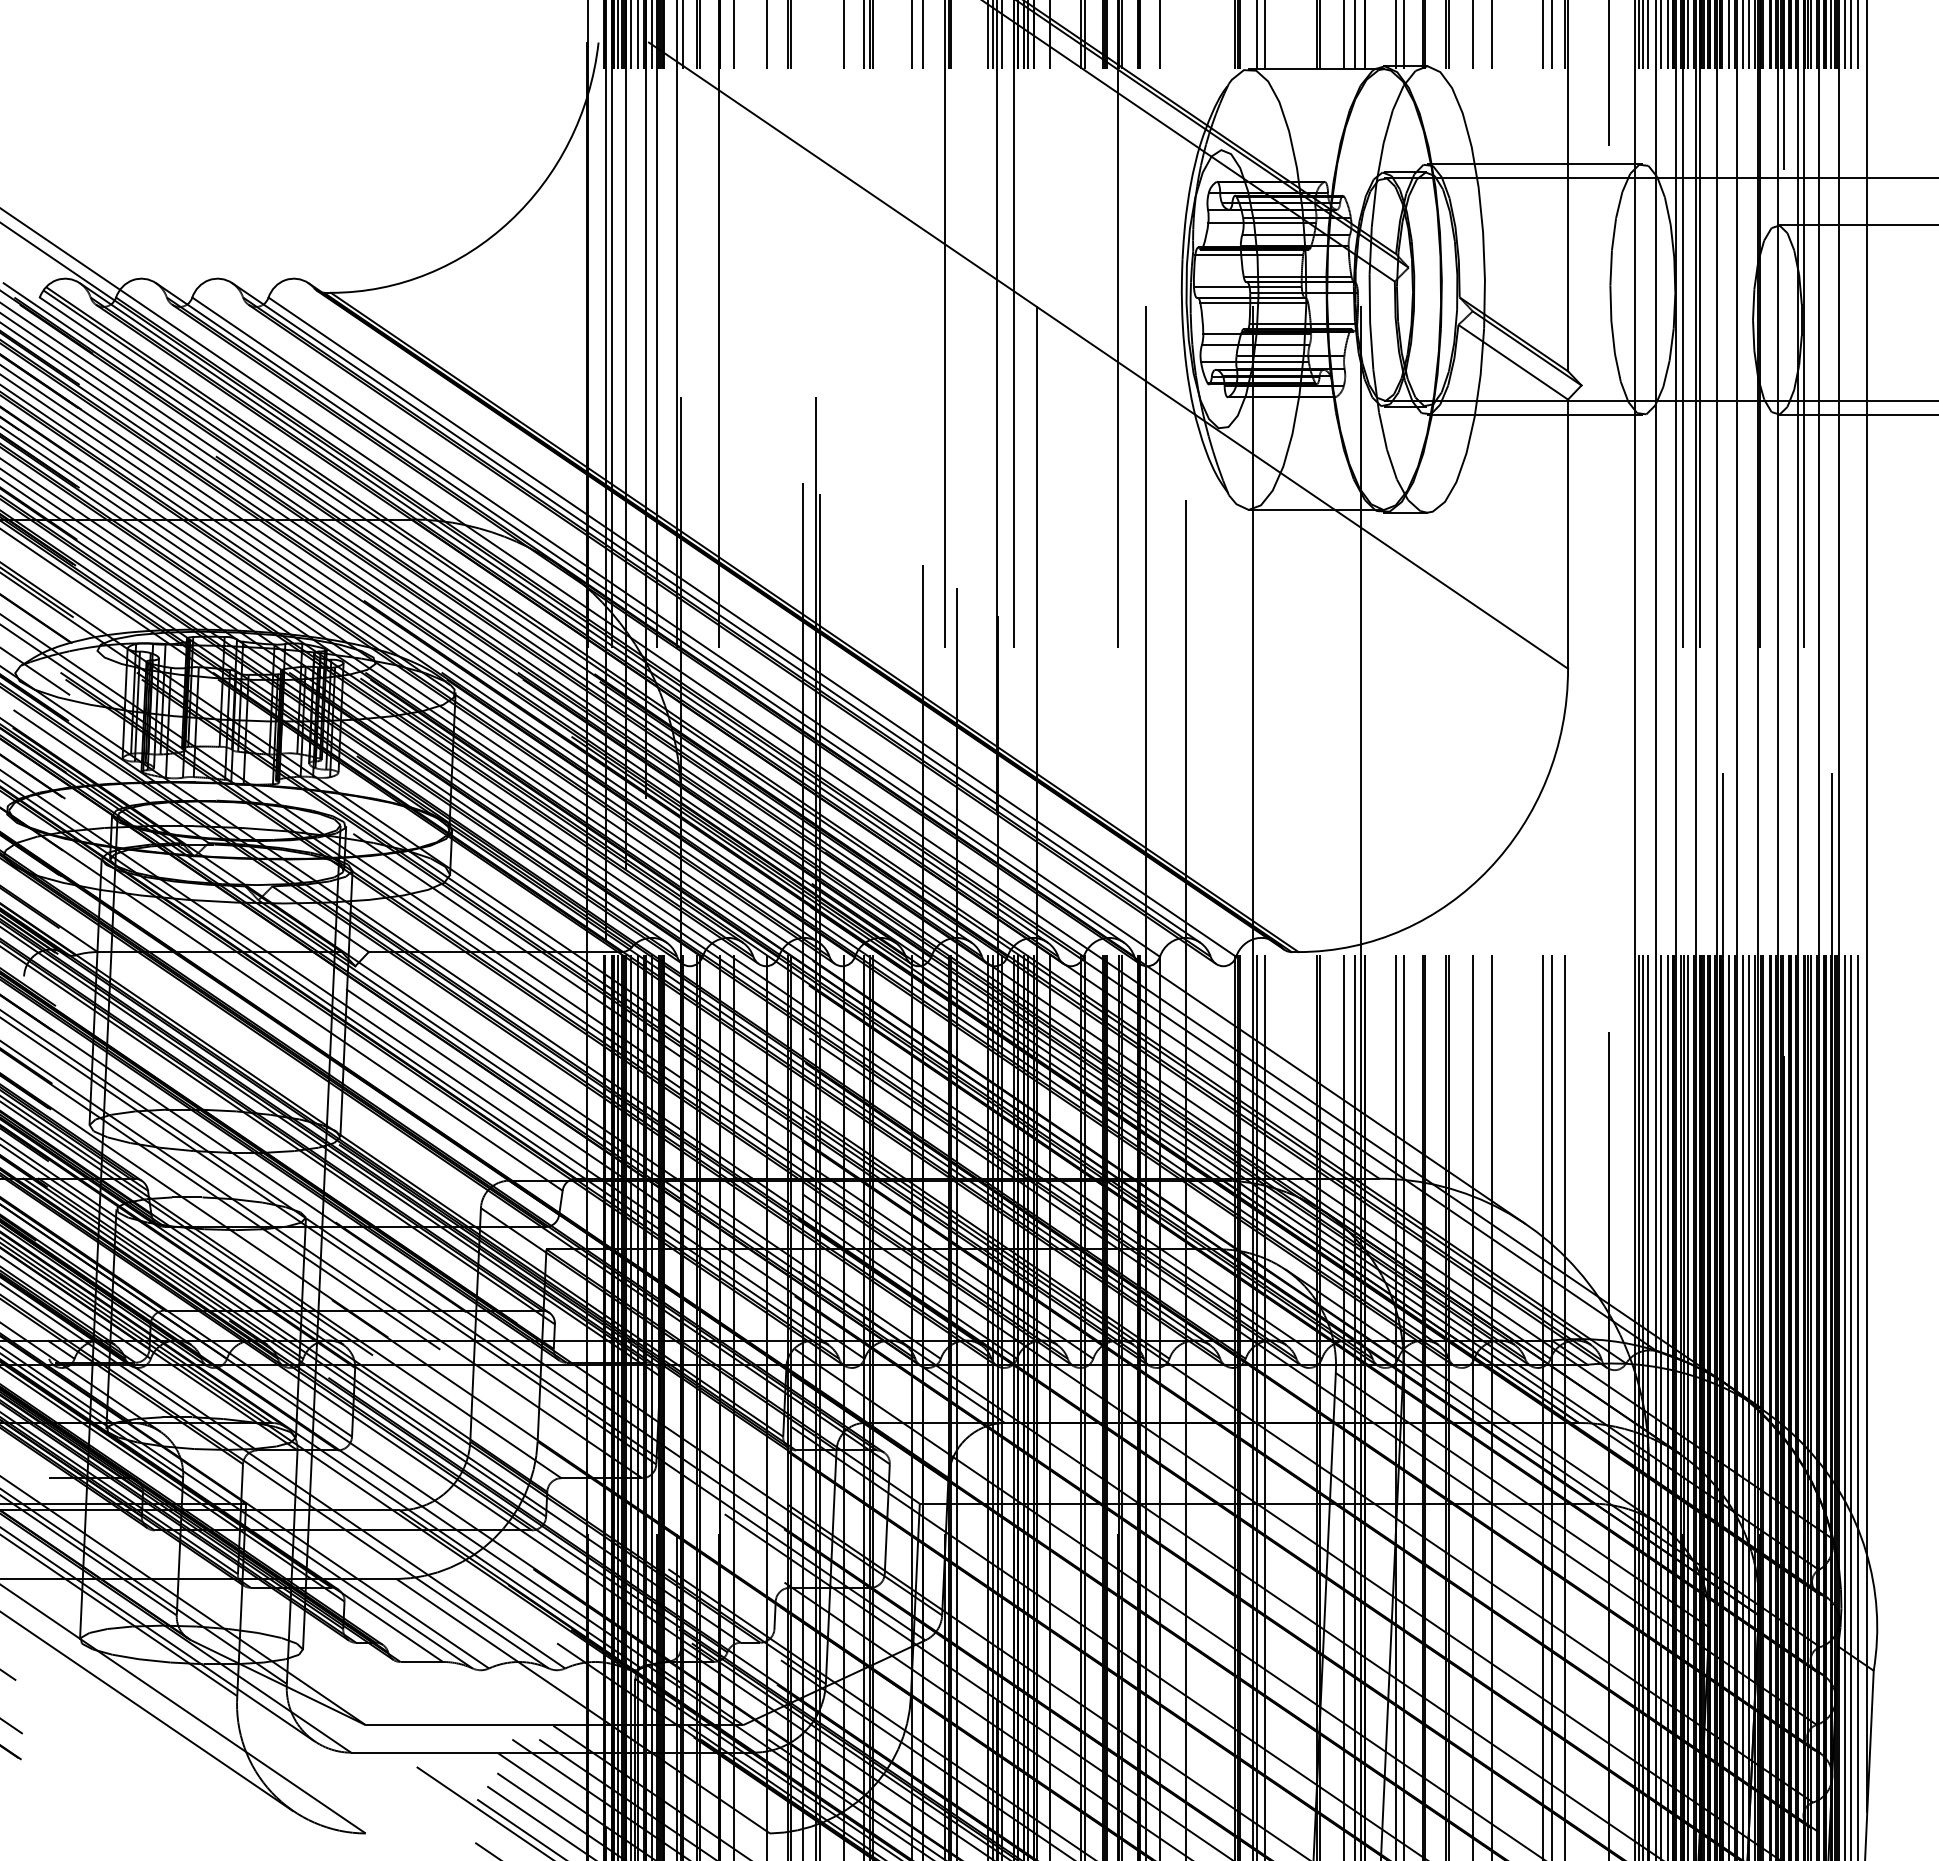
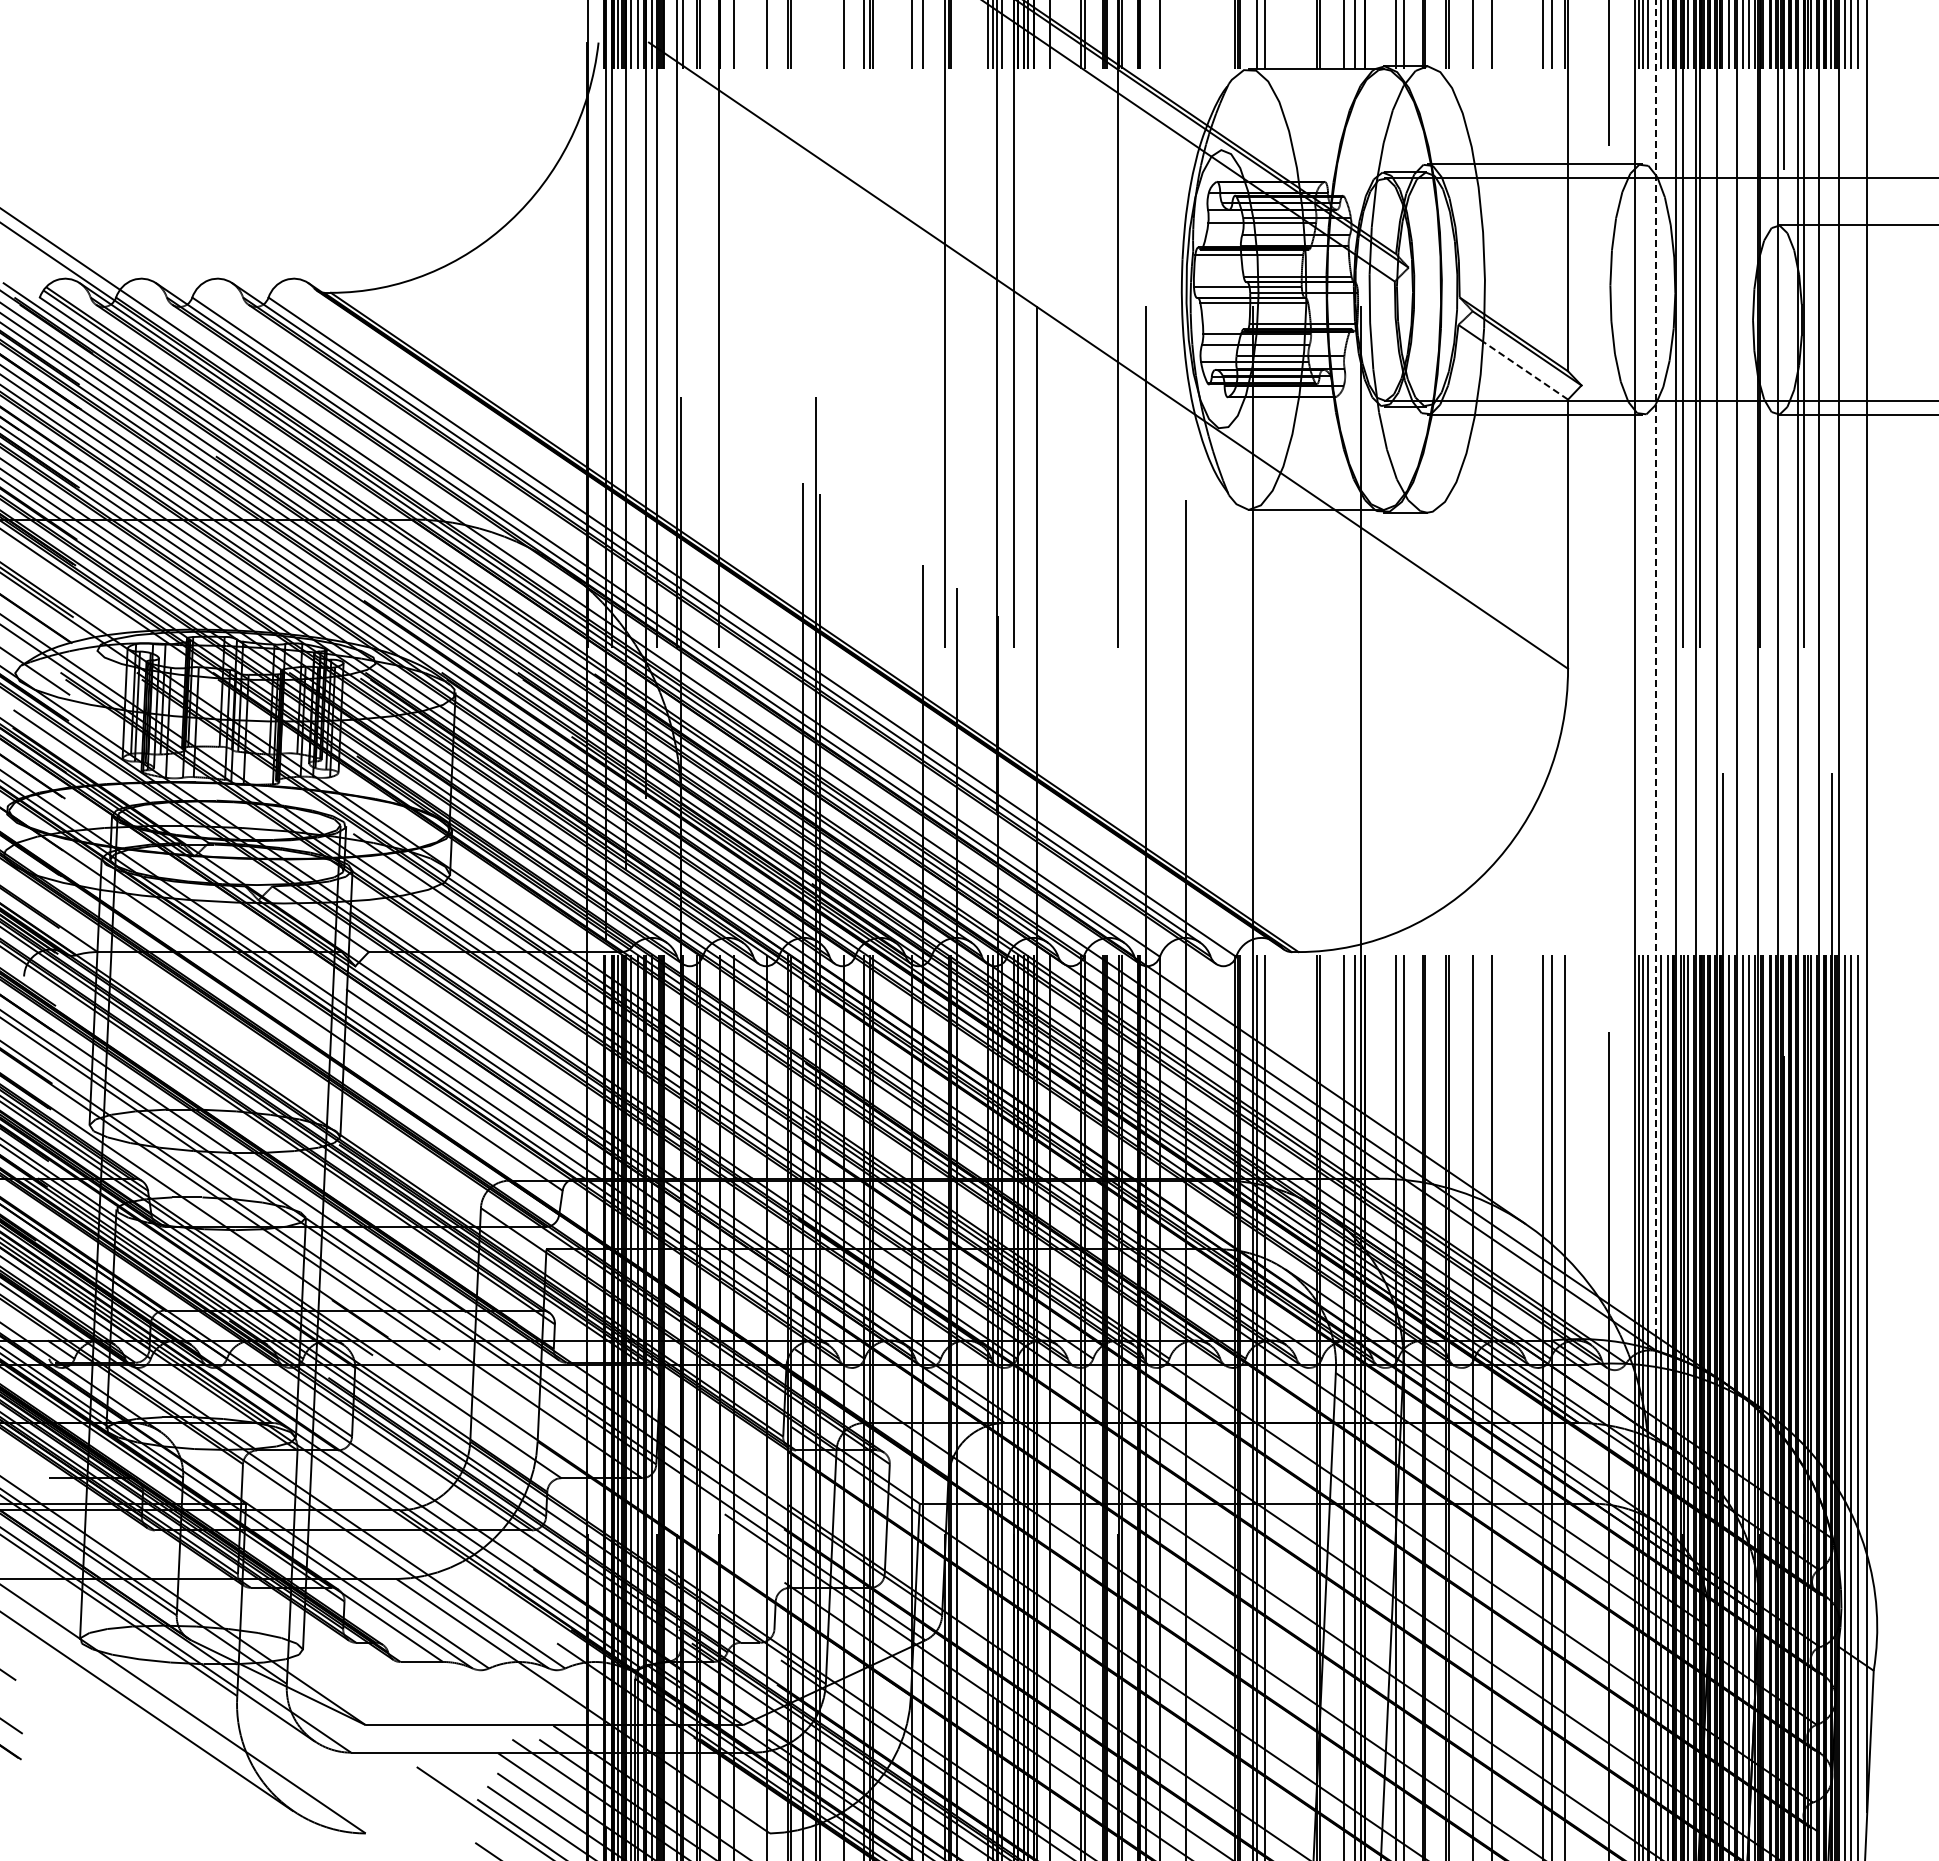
line: solid -> dashed (1525, 370)
line: solid -> dashed (1655, 667)
